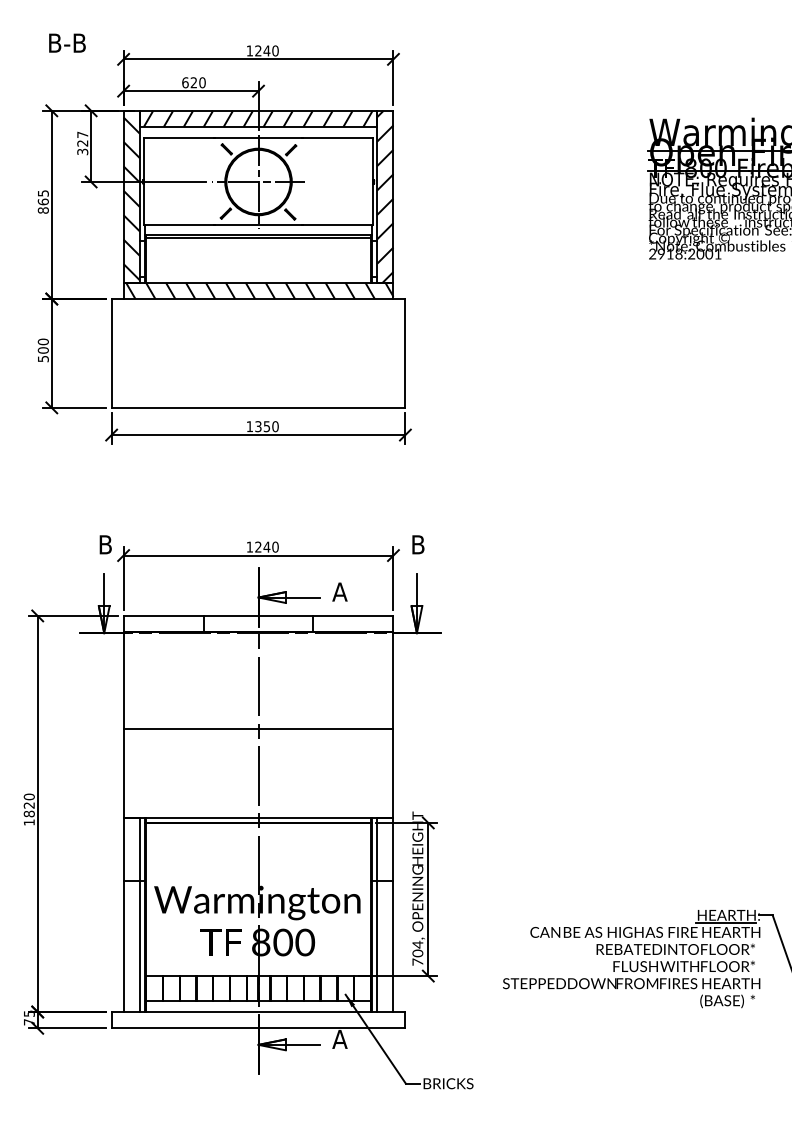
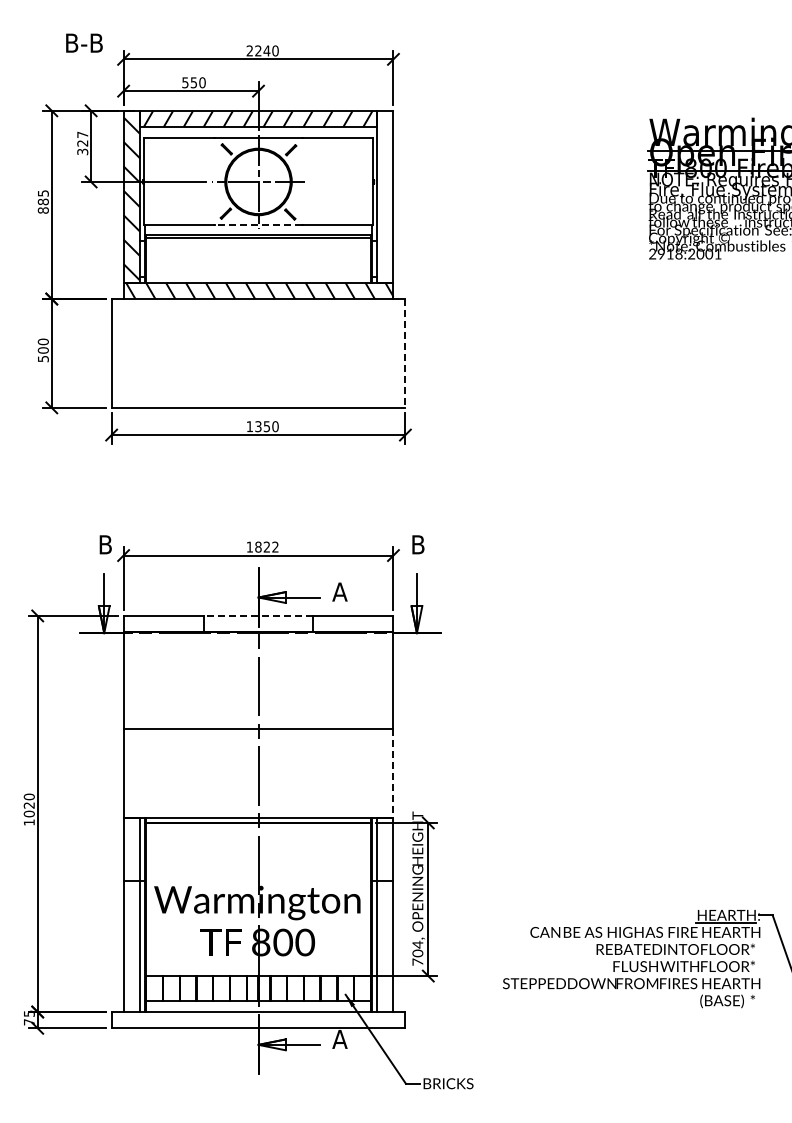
text position: (67, 42) -> (84, 42) (84, 42)
text: 1240 -> 2240 (249, 50)
text: 620 -> 550 (189, 82)
hatch: present -> none (385, 196)
text: 865 -> 885 (42, 201)
line: solid -> dashed (258, 225)
line: solid -> dashed (405, 353)
text: 1240 -> 1822 (266, 546)
line: solid -> dashed (258, 615)
line: solid -> dashed (393, 773)
text: 1820 -> 1020 (29, 813)
